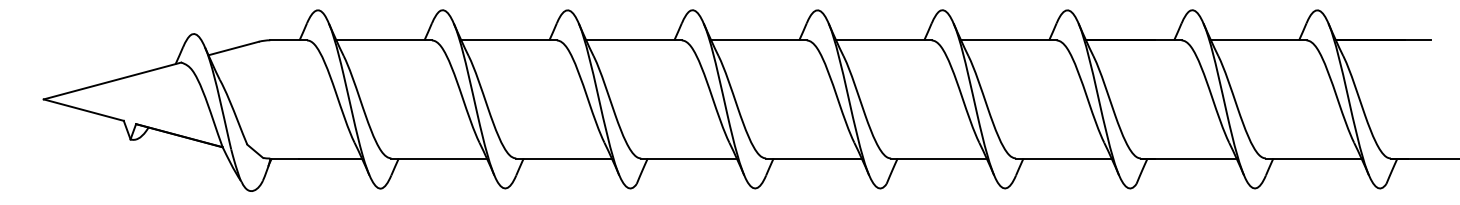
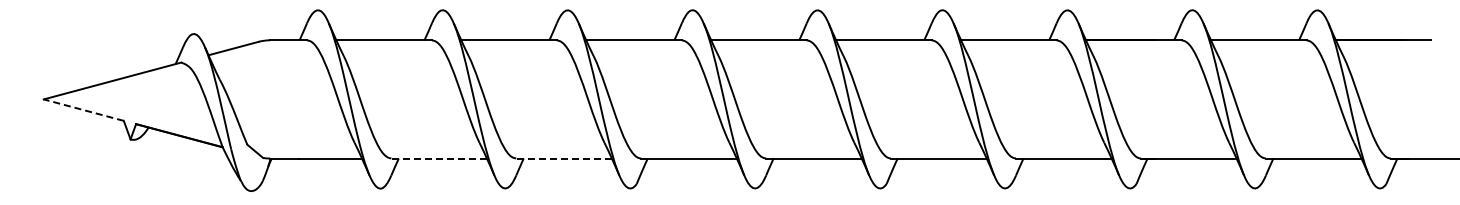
line: solid -> dashed (83, 110)
line: solid -> dashed (439, 158)
line: solid -> dashed (564, 158)
